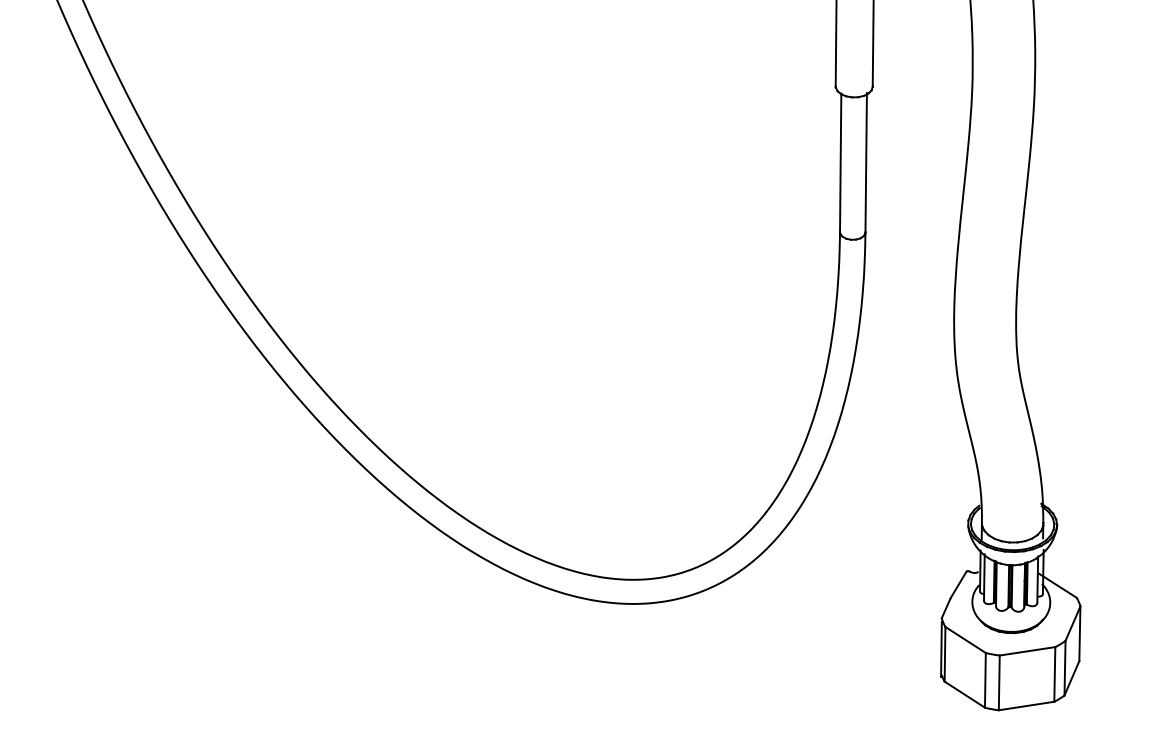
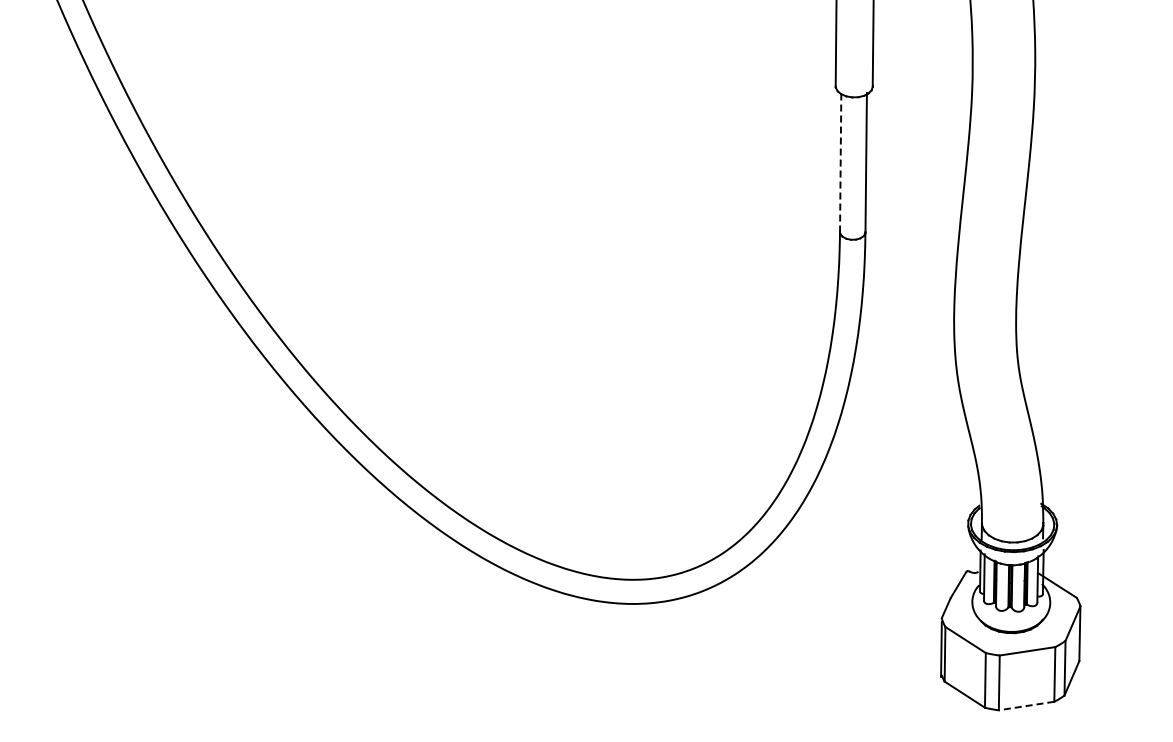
line: solid -> dashed (840, 163)
line: solid -> dashed (1026, 706)
